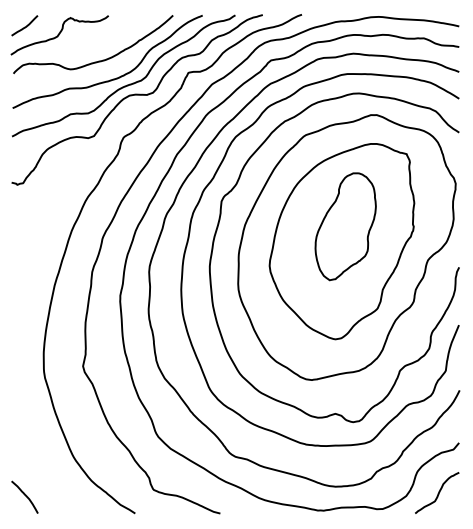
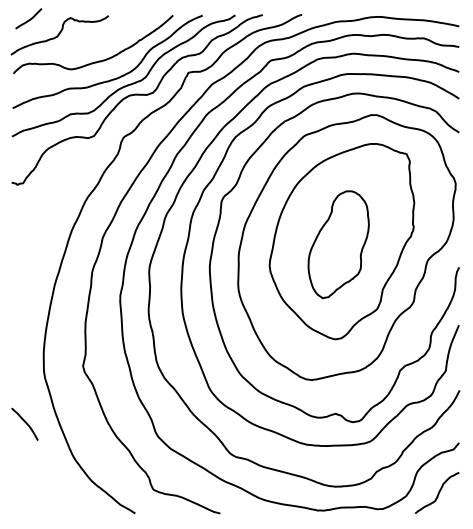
curve position: (24, 26) -> (28, 19) (28, 19)
part position: (345, 226) -> (338, 244) (338, 244)
curve position: (24, 495) -> (24, 422) (24, 422)
